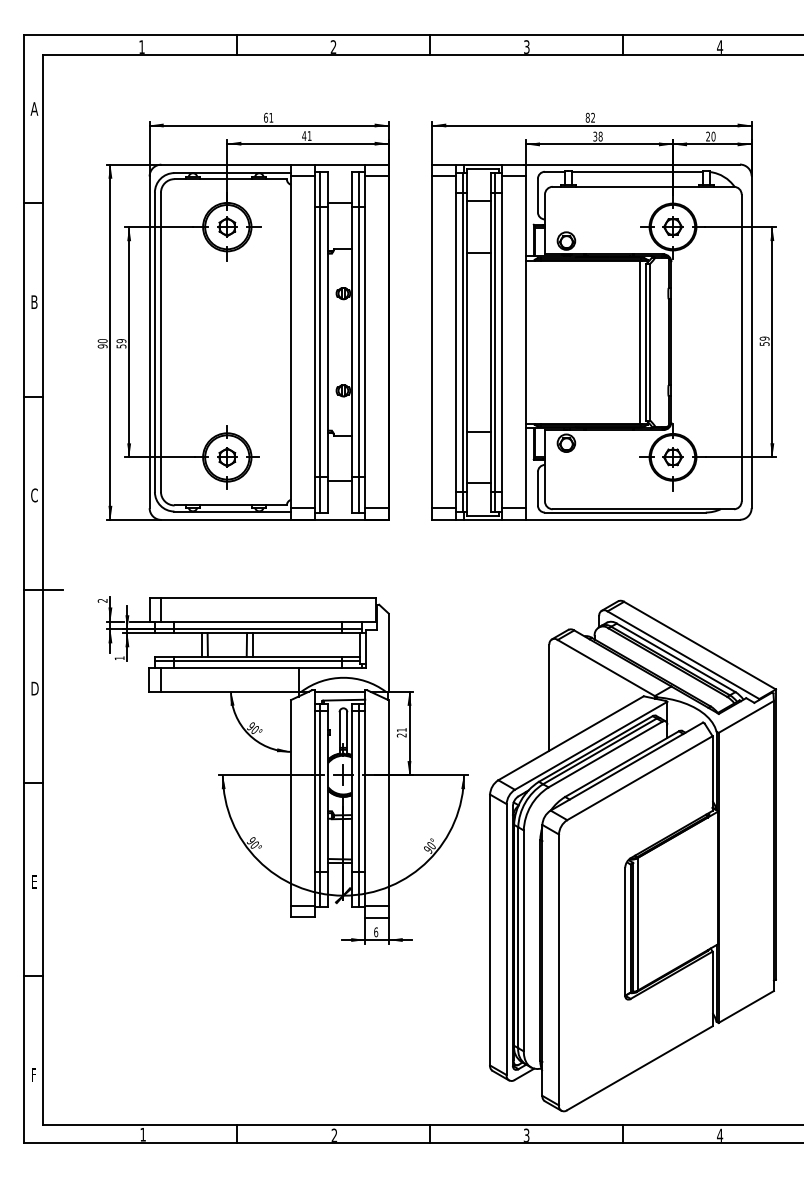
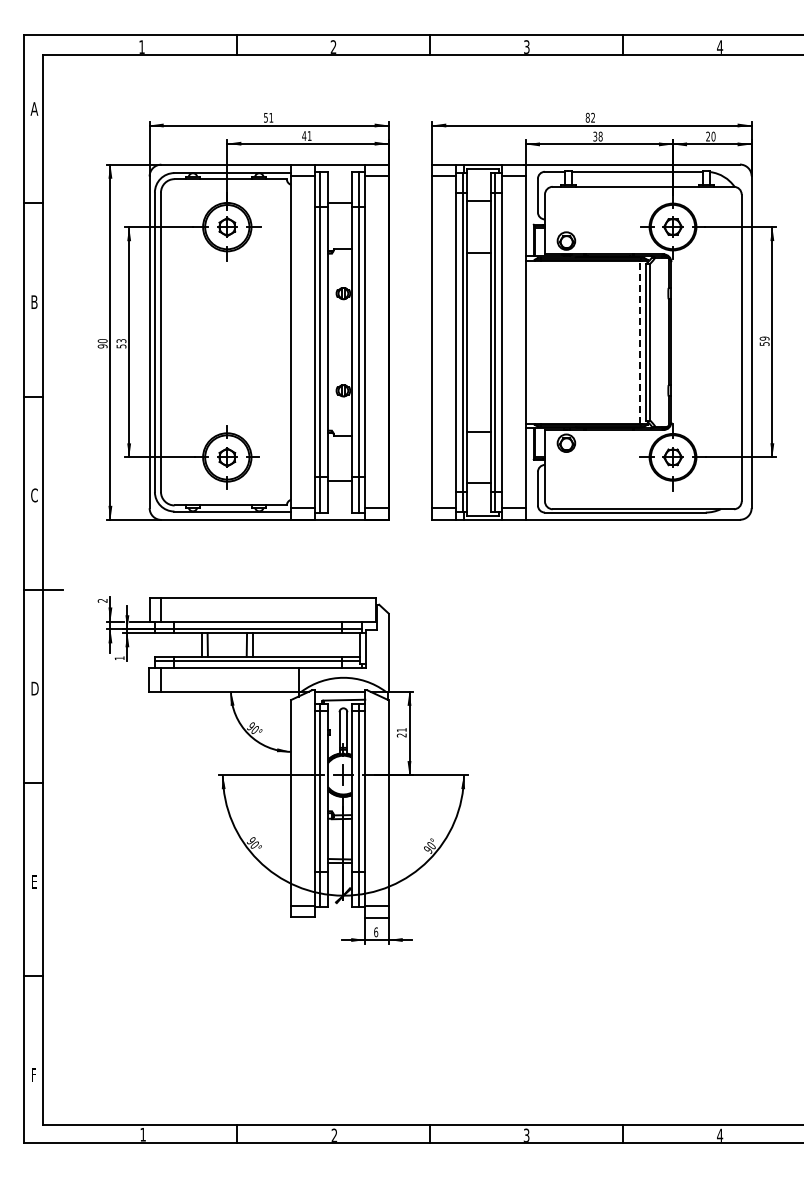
text: 61 -> 51 (266, 117)
text: 59 -> 53 (121, 341)
line: solid -> dashed (640, 341)
part: present -> none (633, 855)
